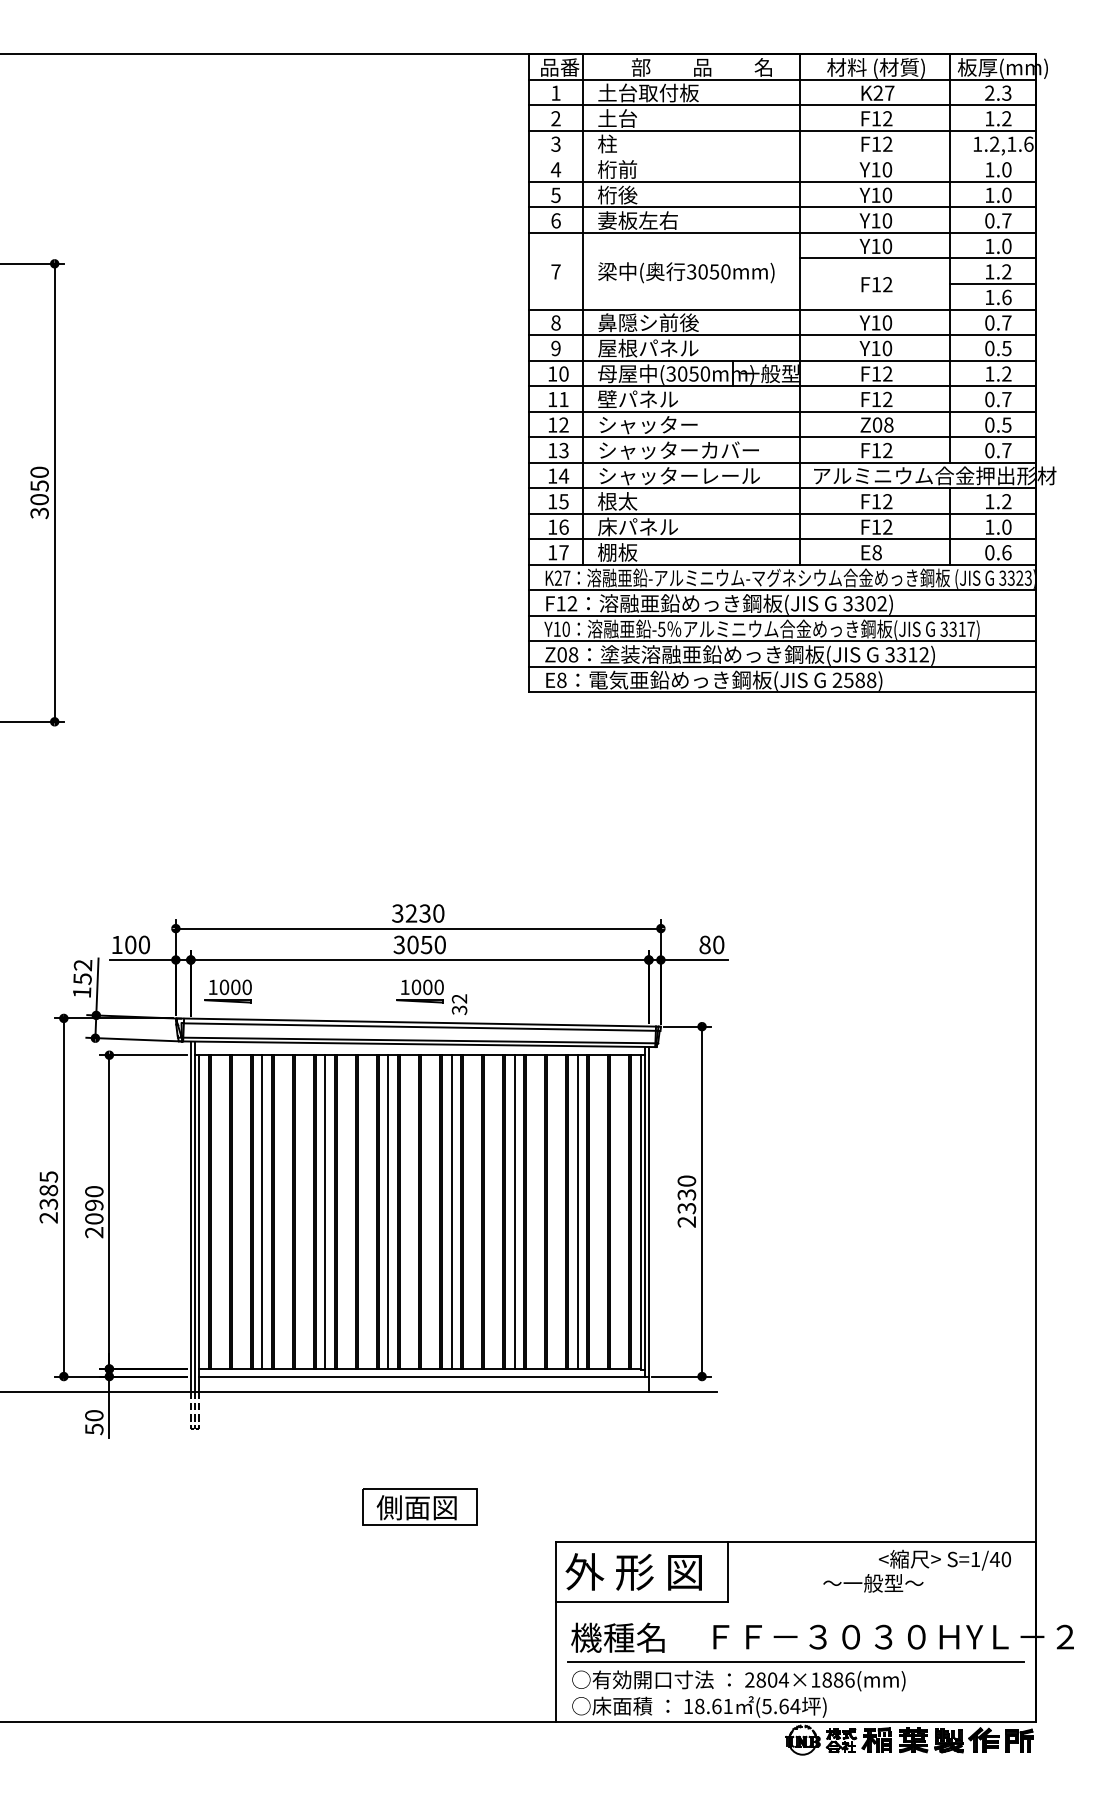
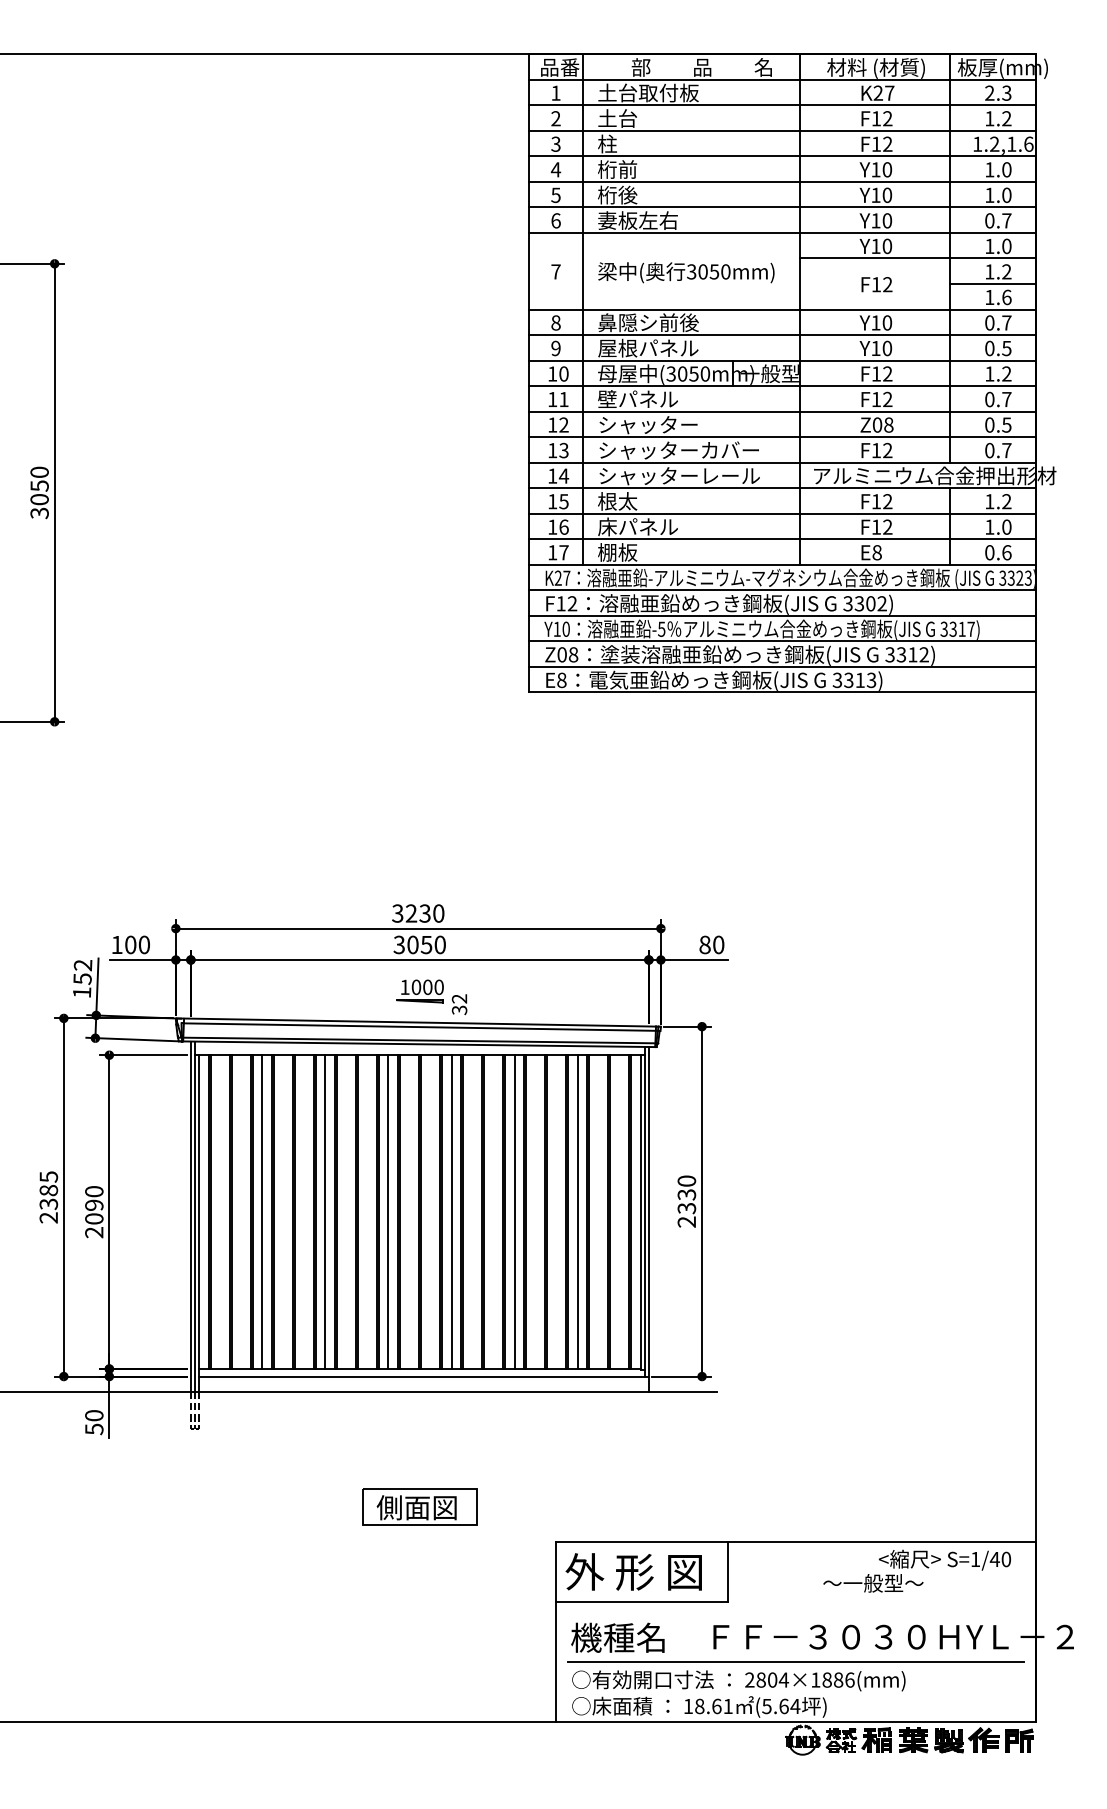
line: none -> present (782, 156)
text: 2588) -> 3313) (854, 680)
part: present -> none (227, 991)
